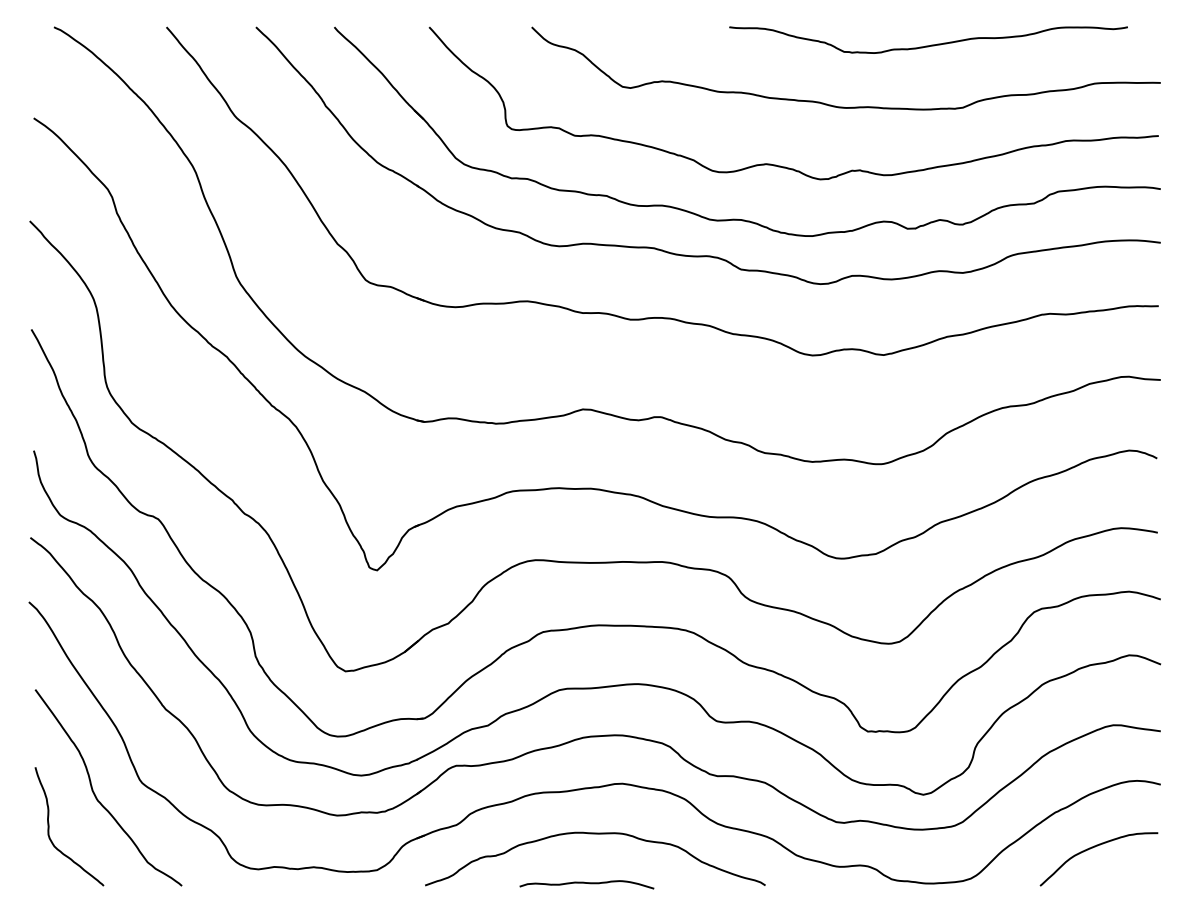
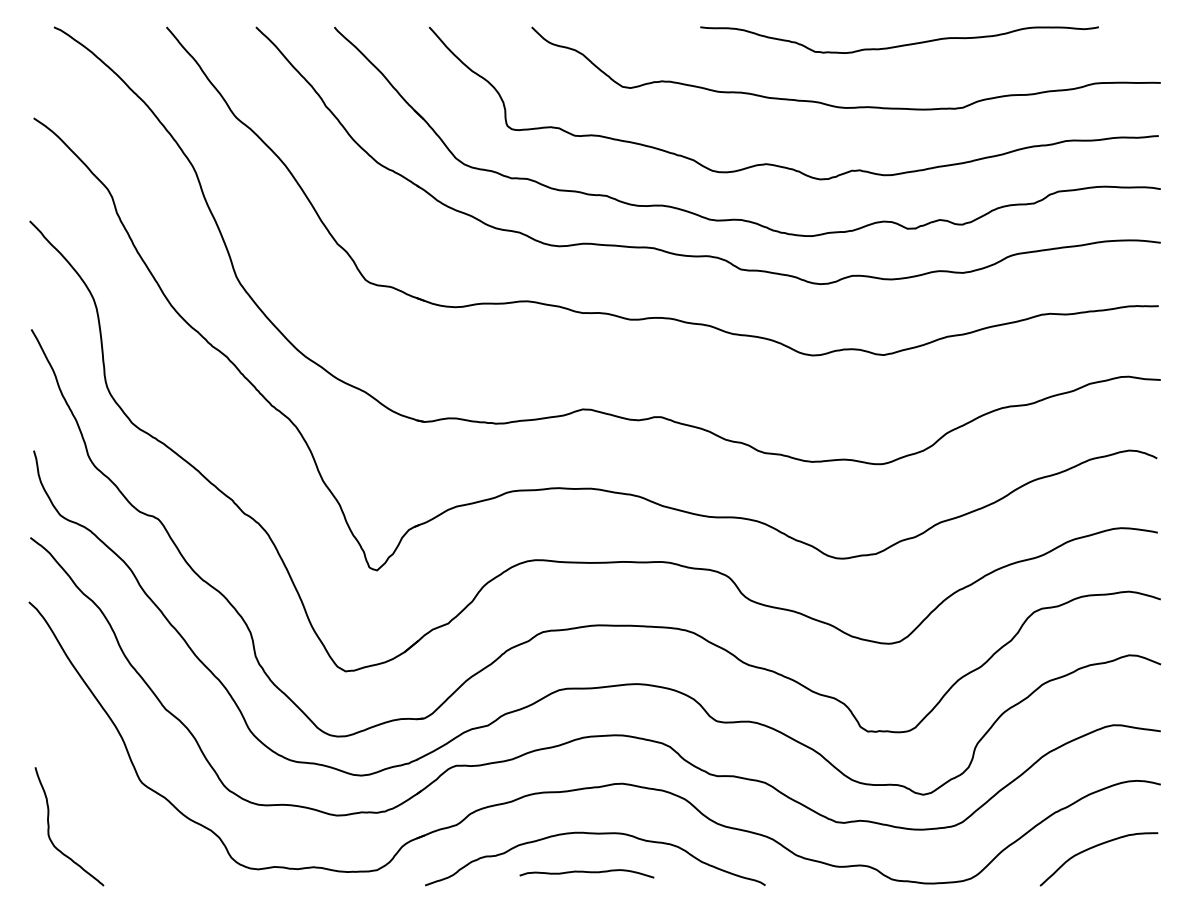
curve position: (931, 44) -> (902, 44) (902, 44)
curve: present -> none (95, 793)
curve position: (586, 883) -> (586, 872) (586, 872)
